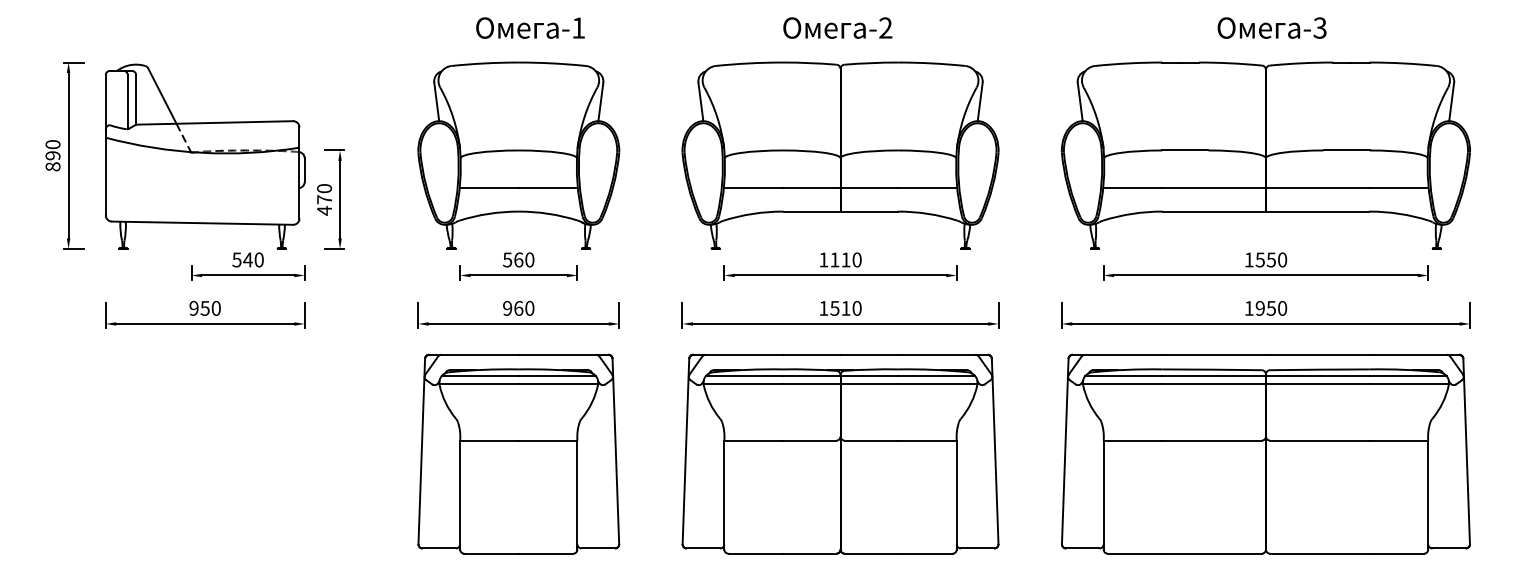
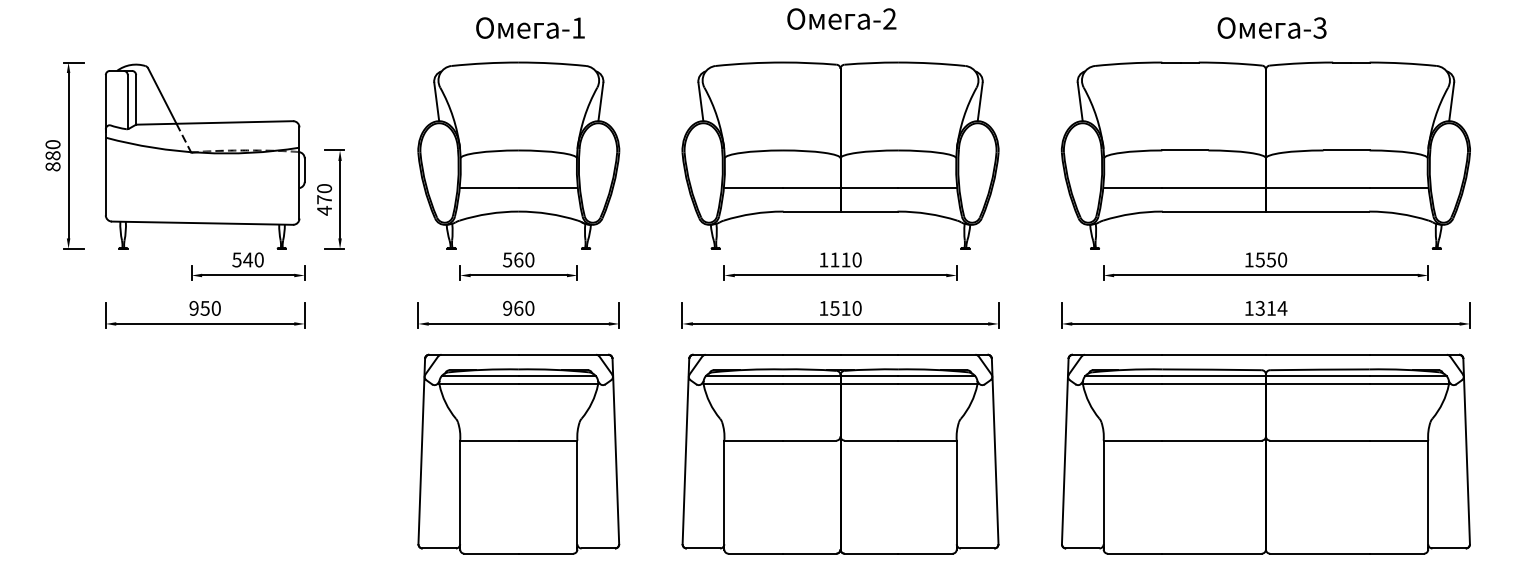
text position: (837, 27) -> (841, 18) (841, 18)
text: 890 -> 880 (52, 155)
text: 1950 -> 1314 (1271, 307)
